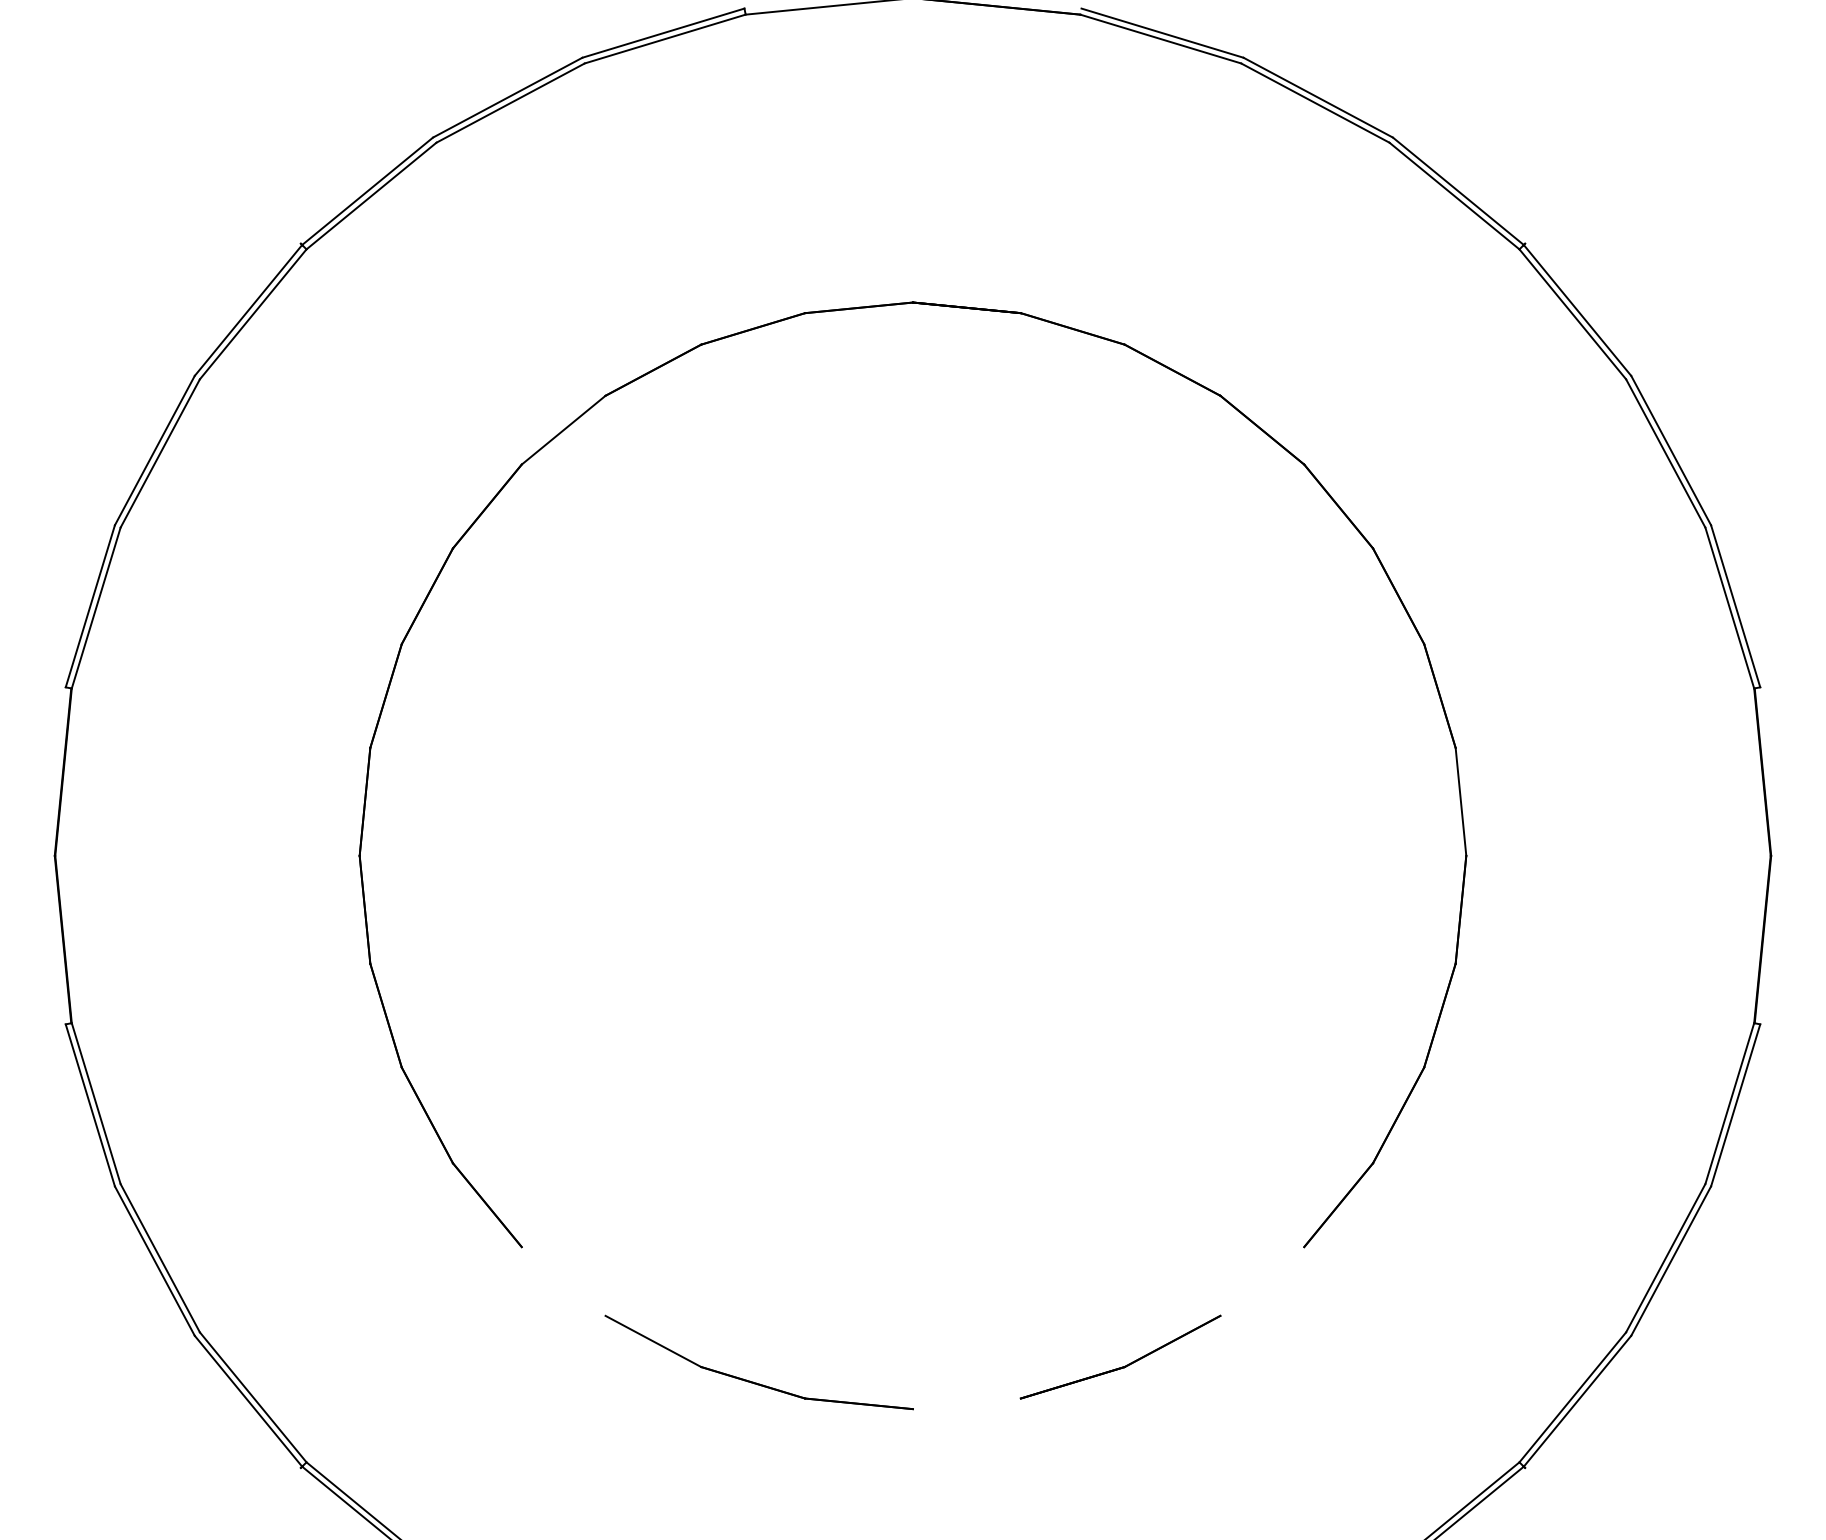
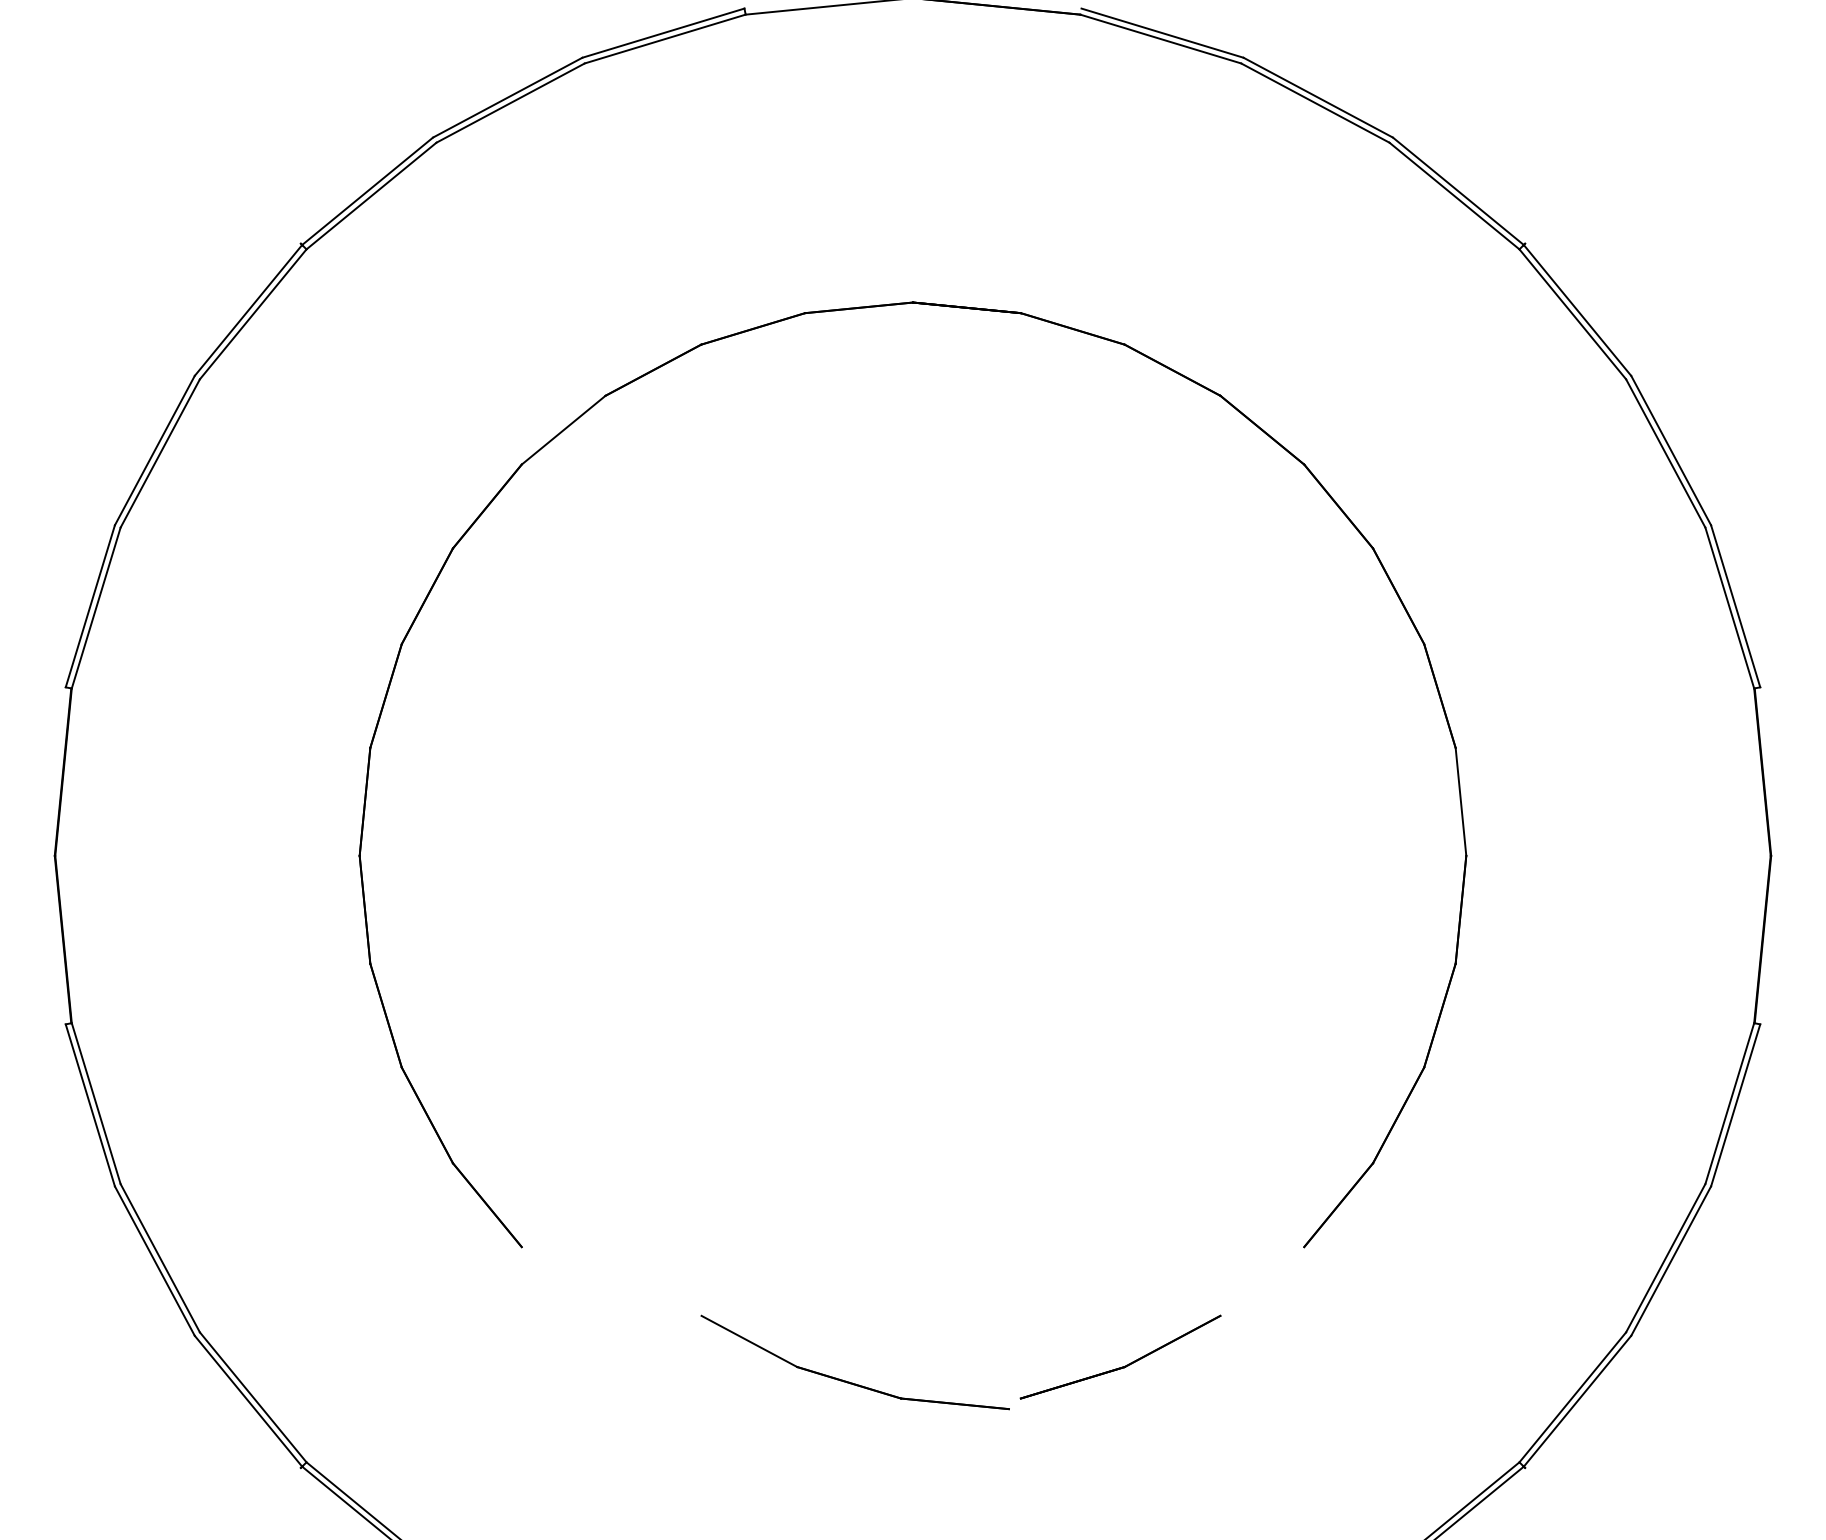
part position: (753, 1381) -> (849, 1381) (849, 1381)
